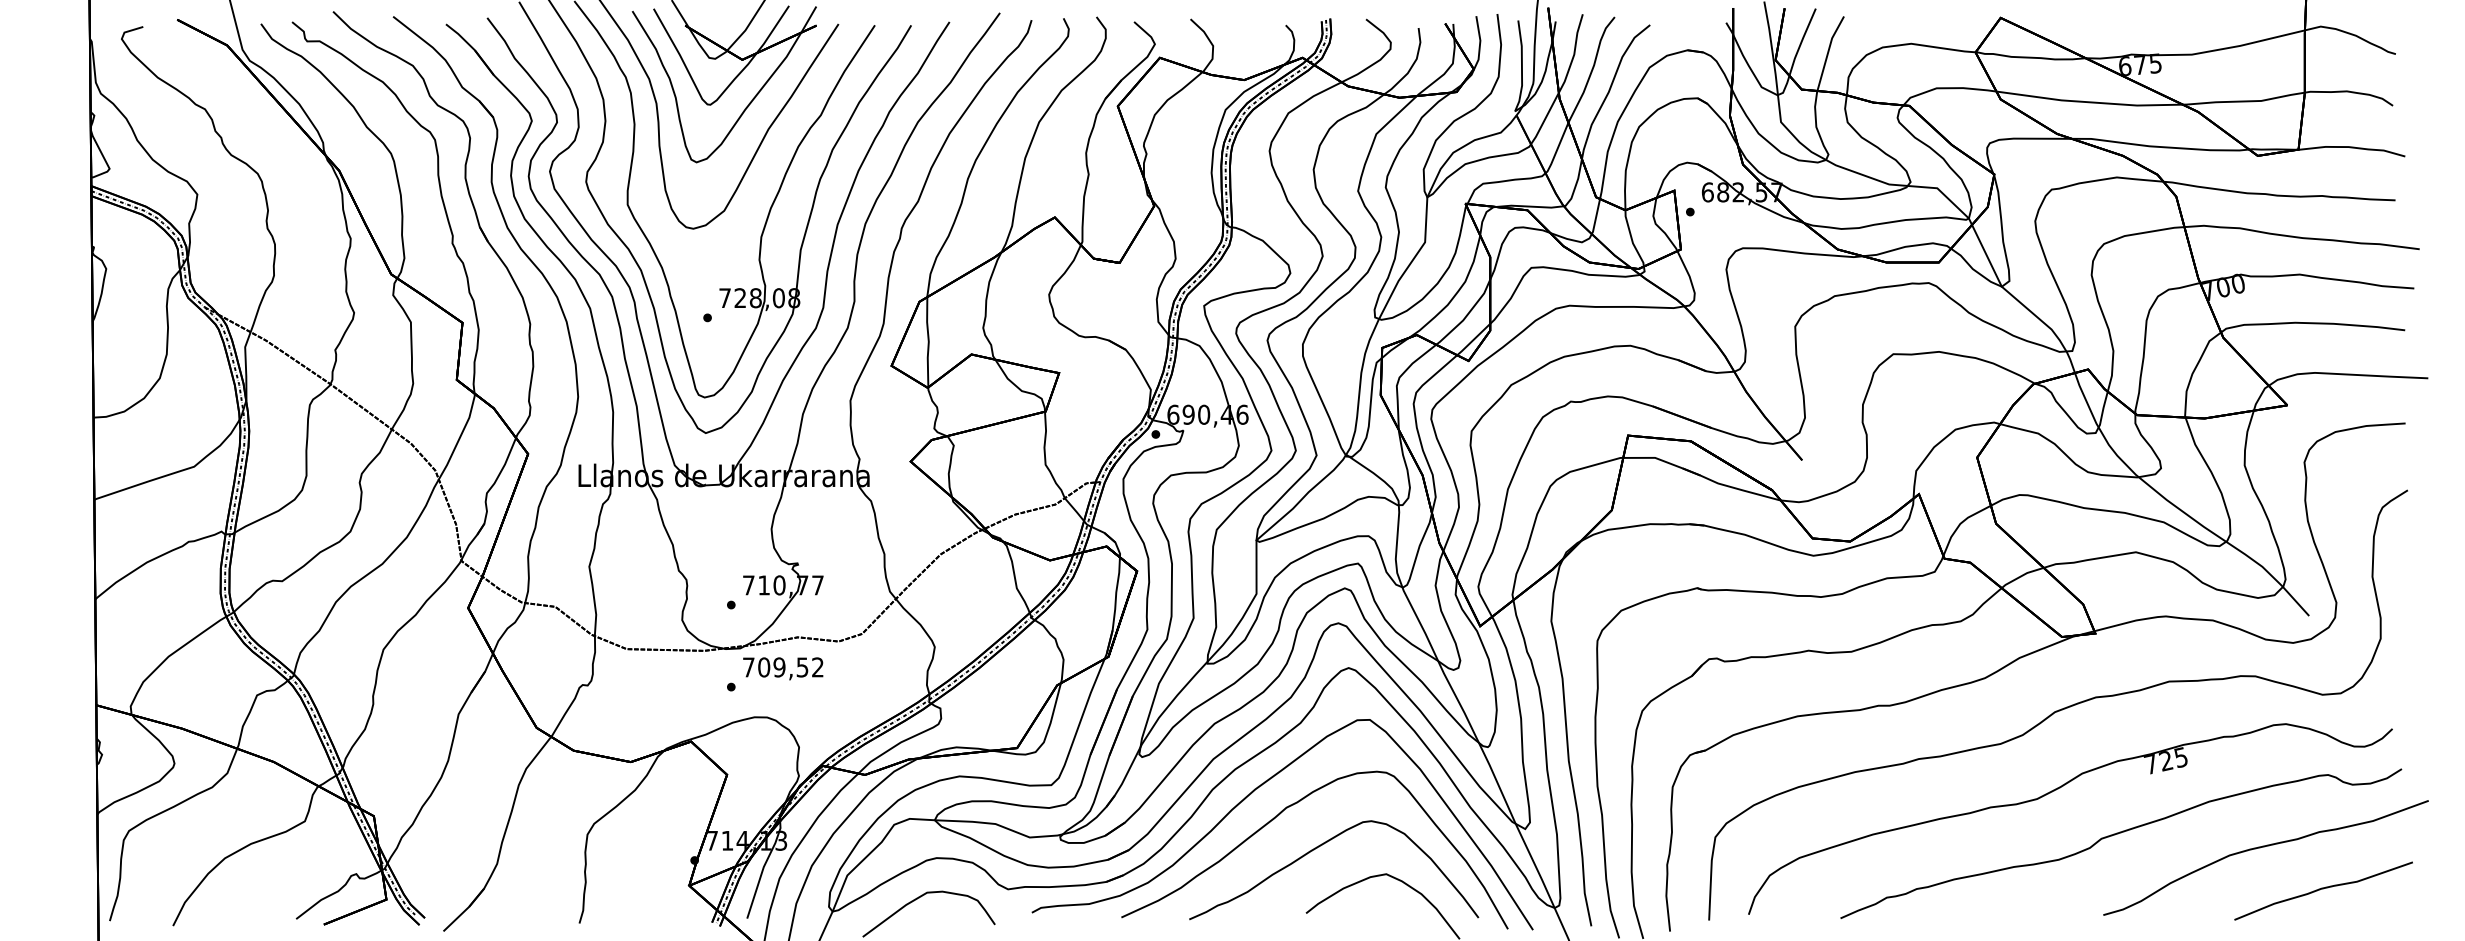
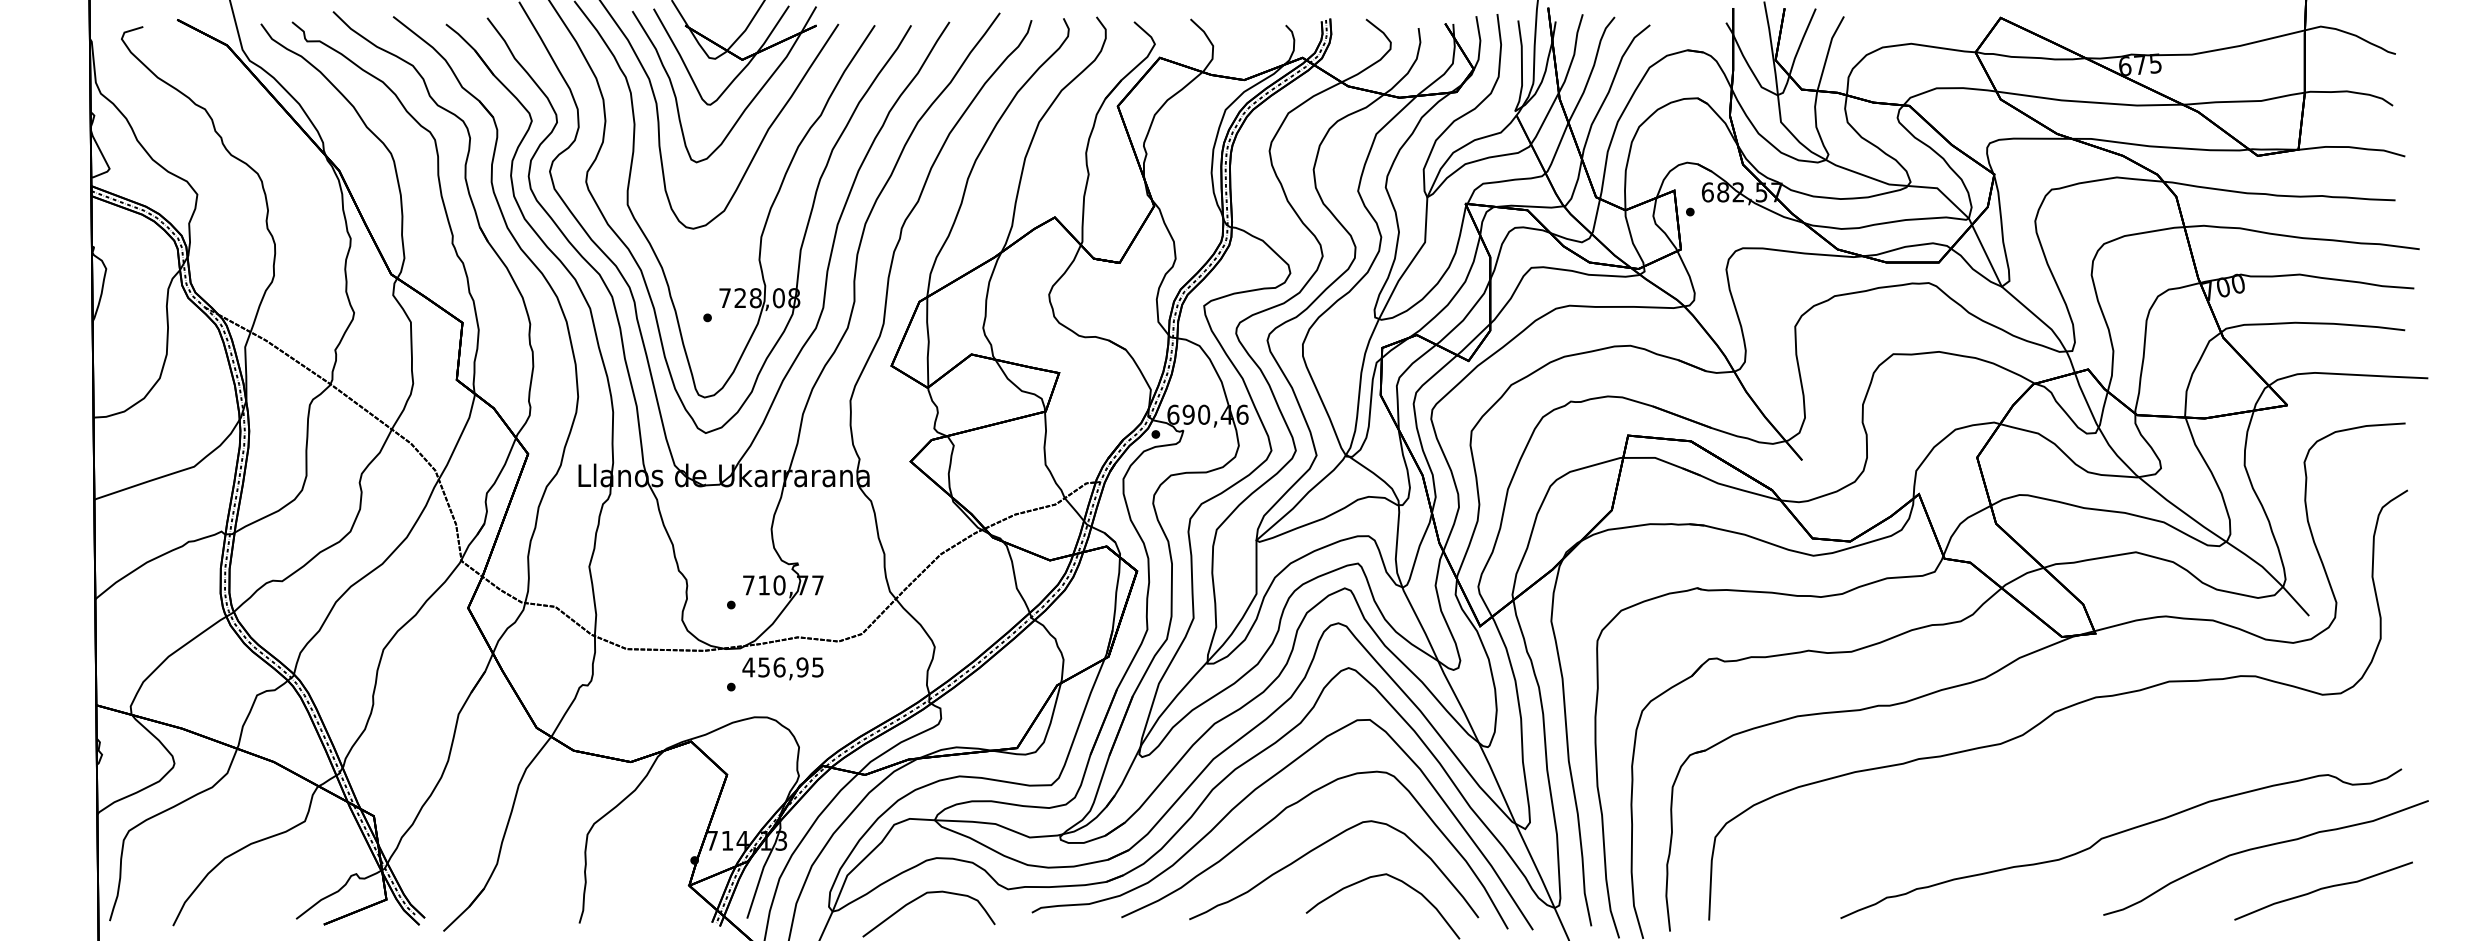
text: 709,52 -> 456,95 (782, 667)
part: present -> none (2056, 790)
